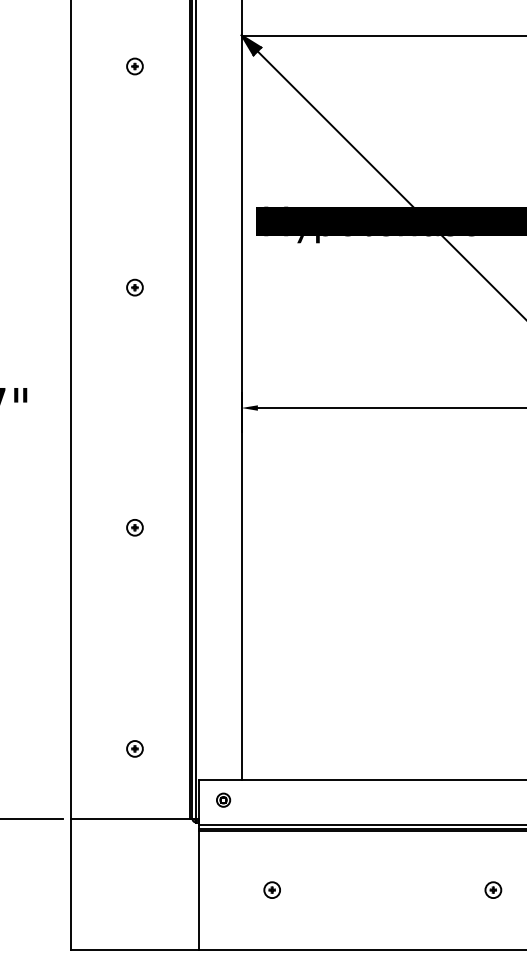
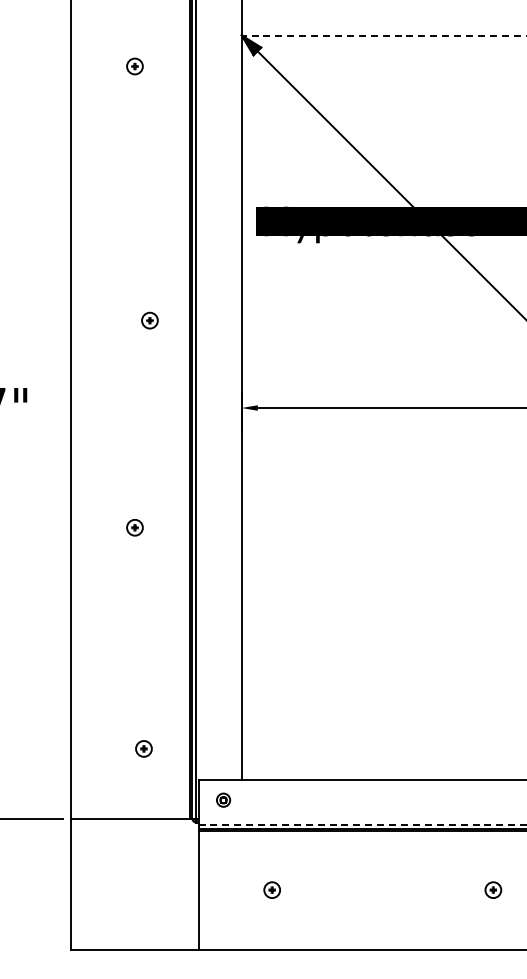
line: solid -> dashed (383, 35)
part position: (134, 287) -> (149, 320) (149, 320)
part position: (134, 748) -> (143, 748) (143, 748)
line: solid -> dashed (362, 824)
